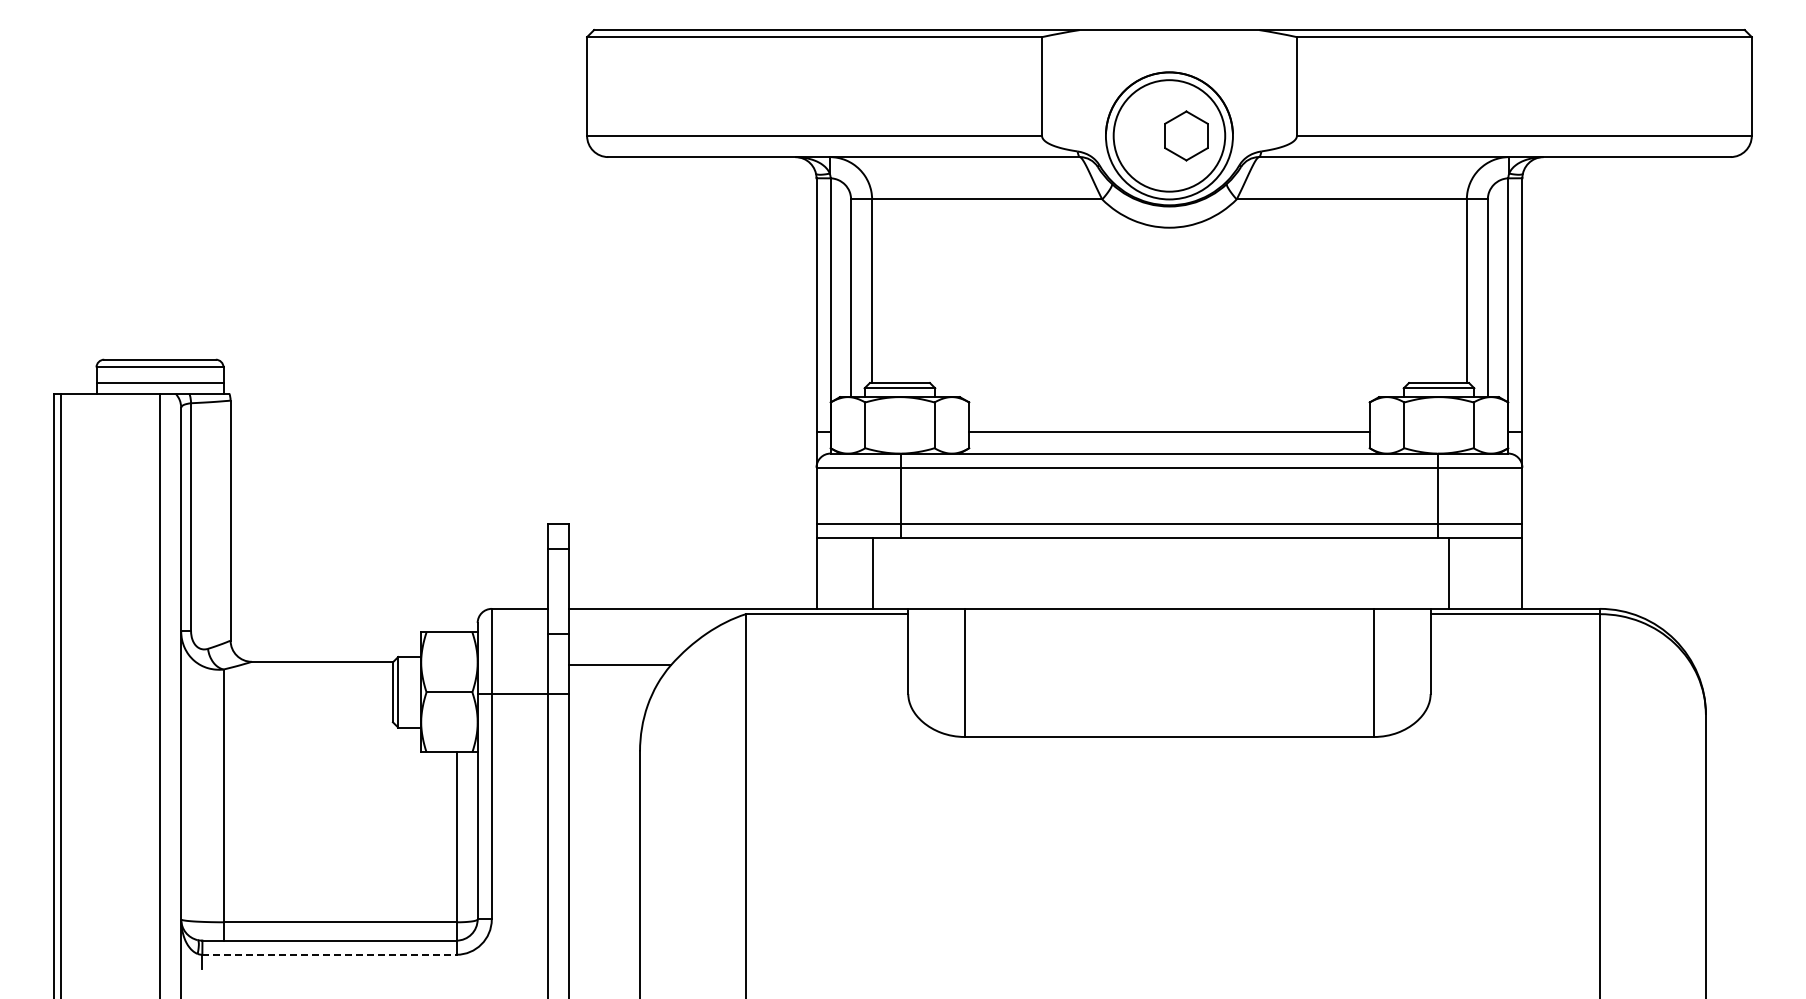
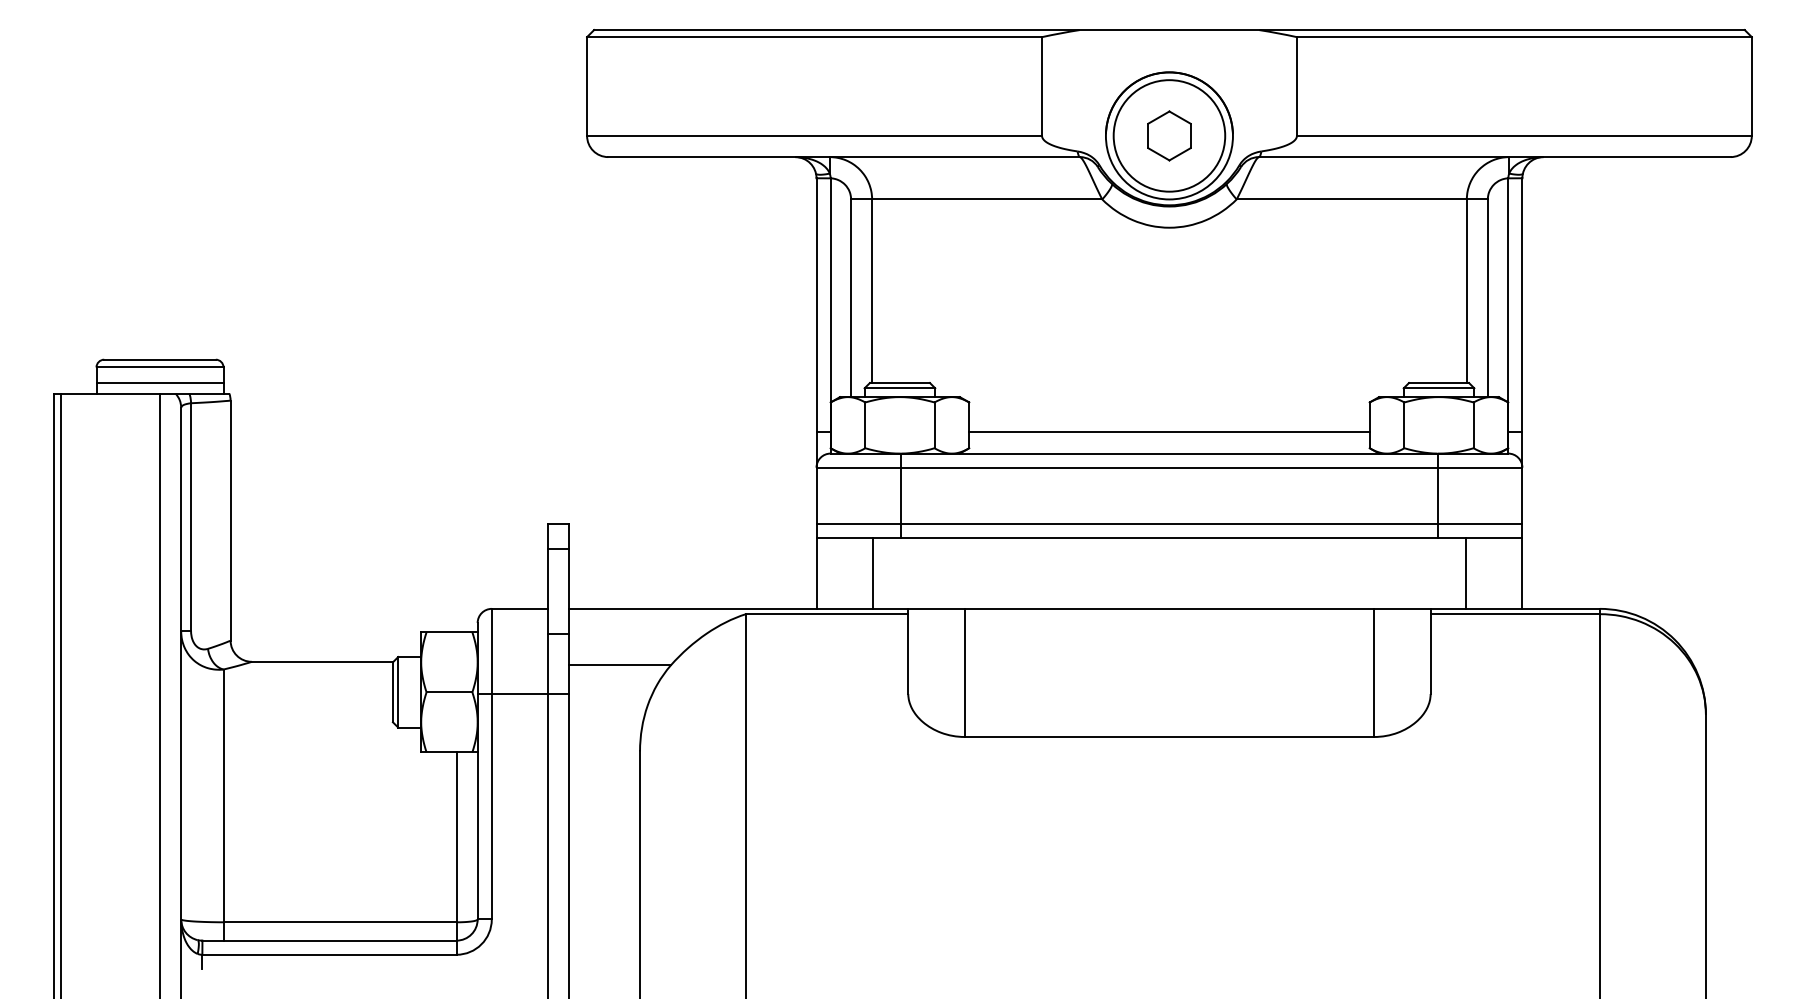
part position: (1186, 135) -> (1169, 135) (1169, 135)
line position: (1448, 573) -> (1465, 573) (1465, 573)
line: dashed -> solid (329, 954)
